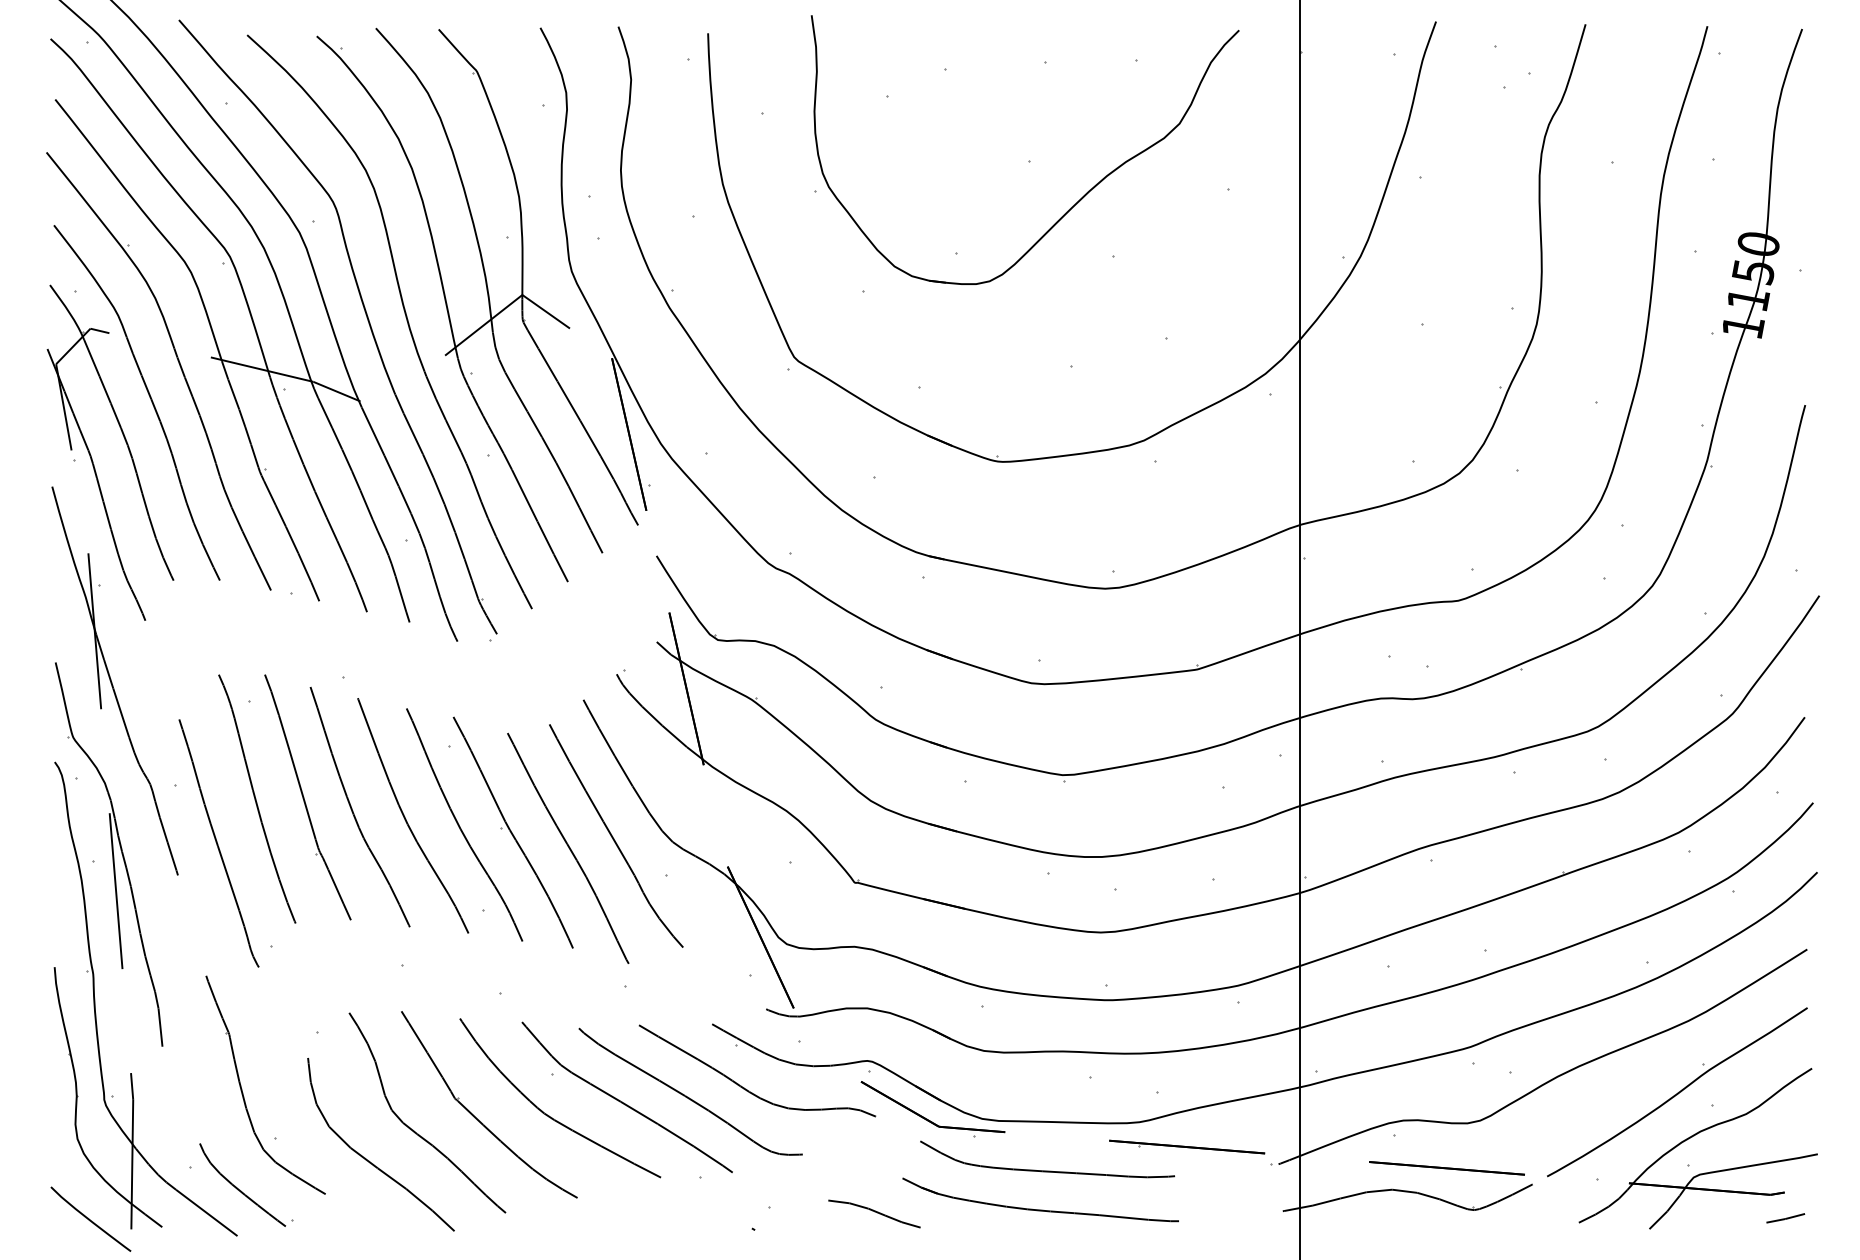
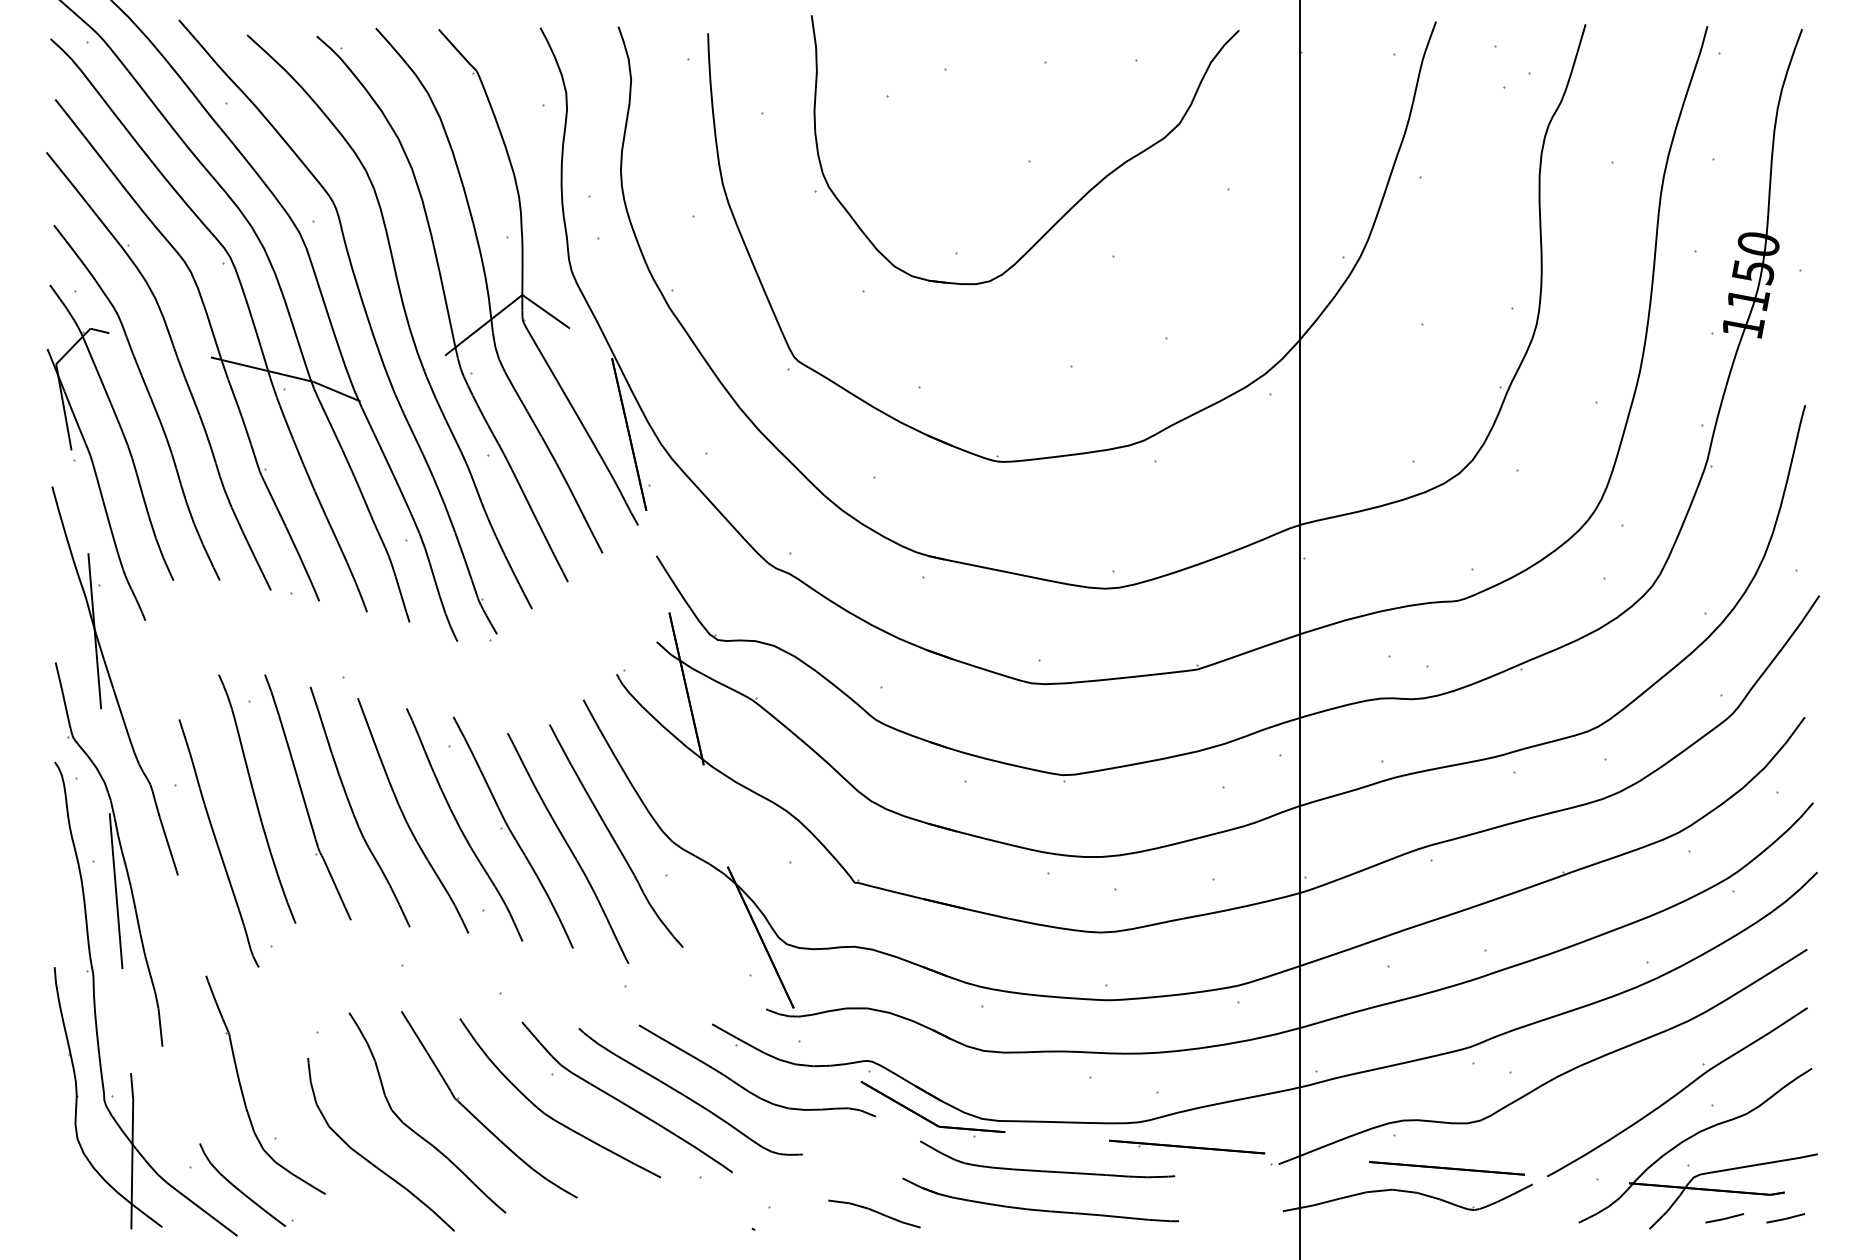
curve: present -> none (89, 1218)
line: none -> present (1724, 1218)
